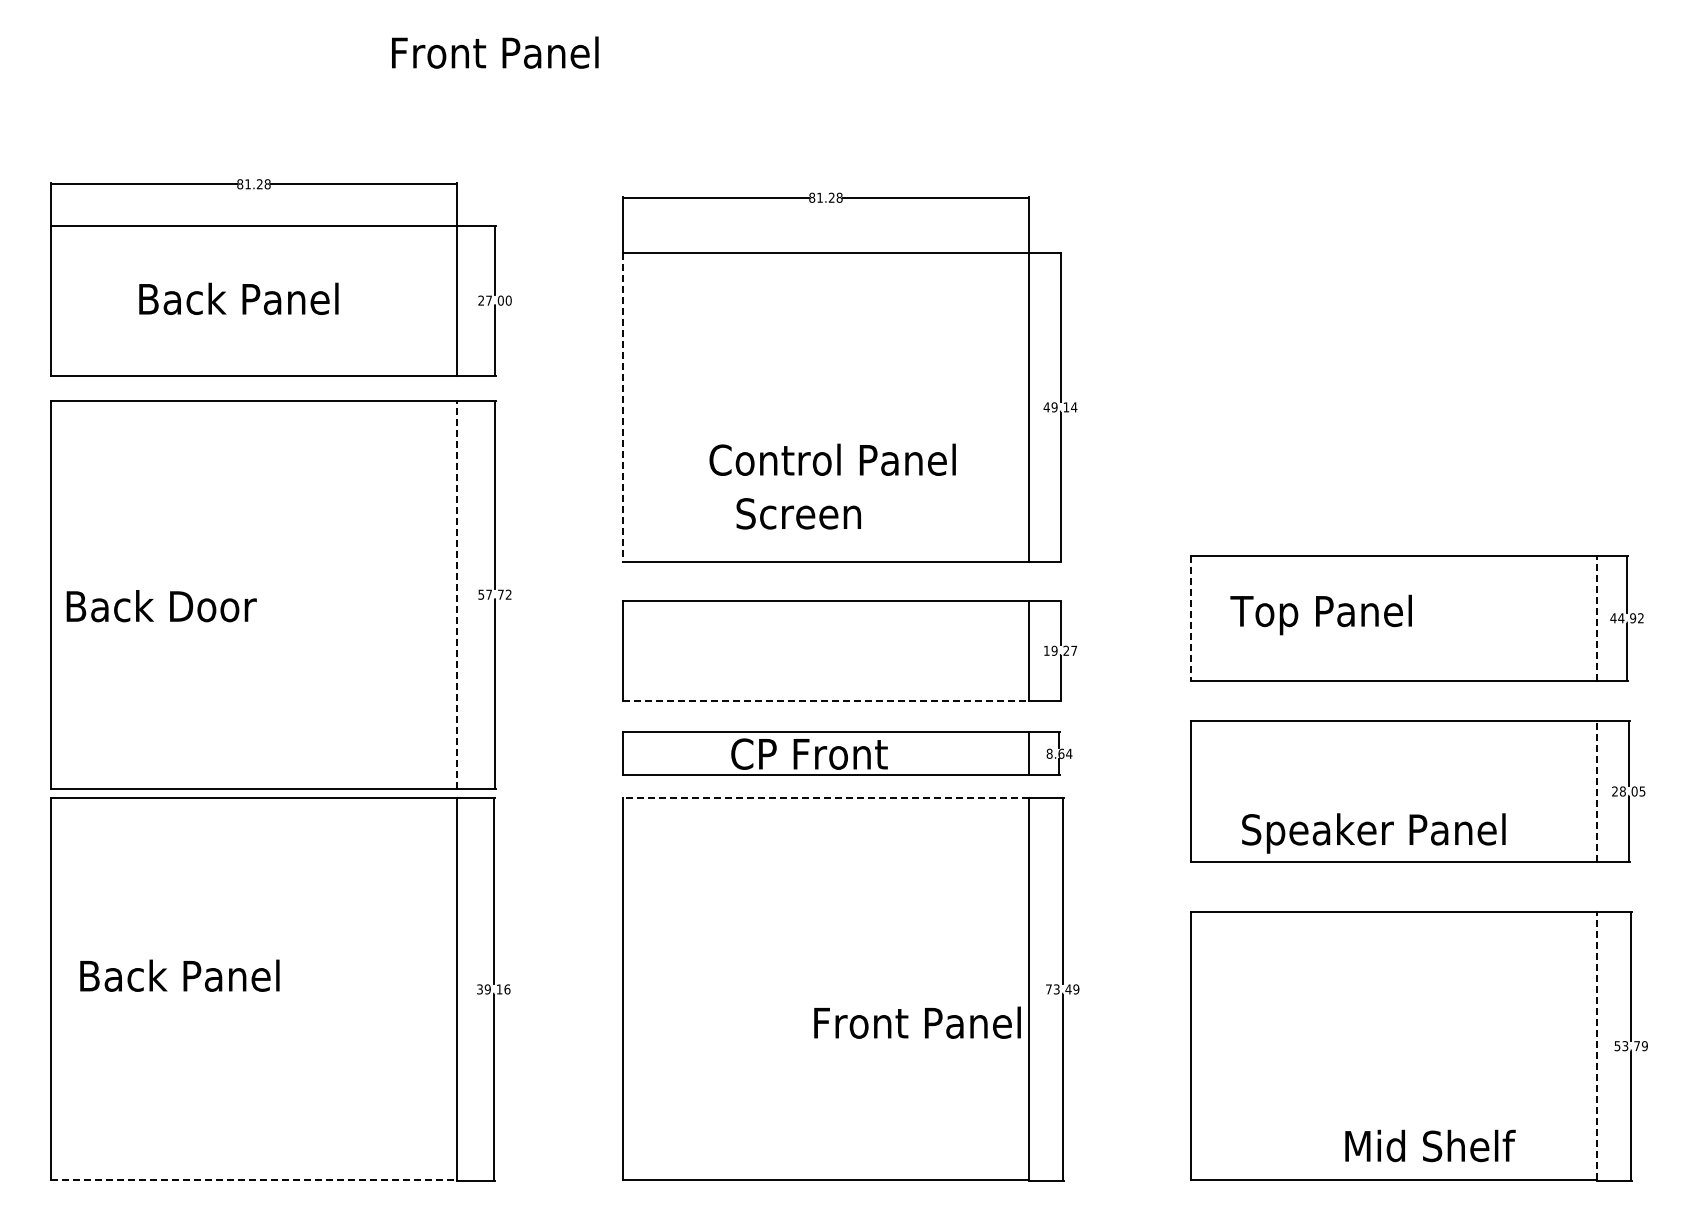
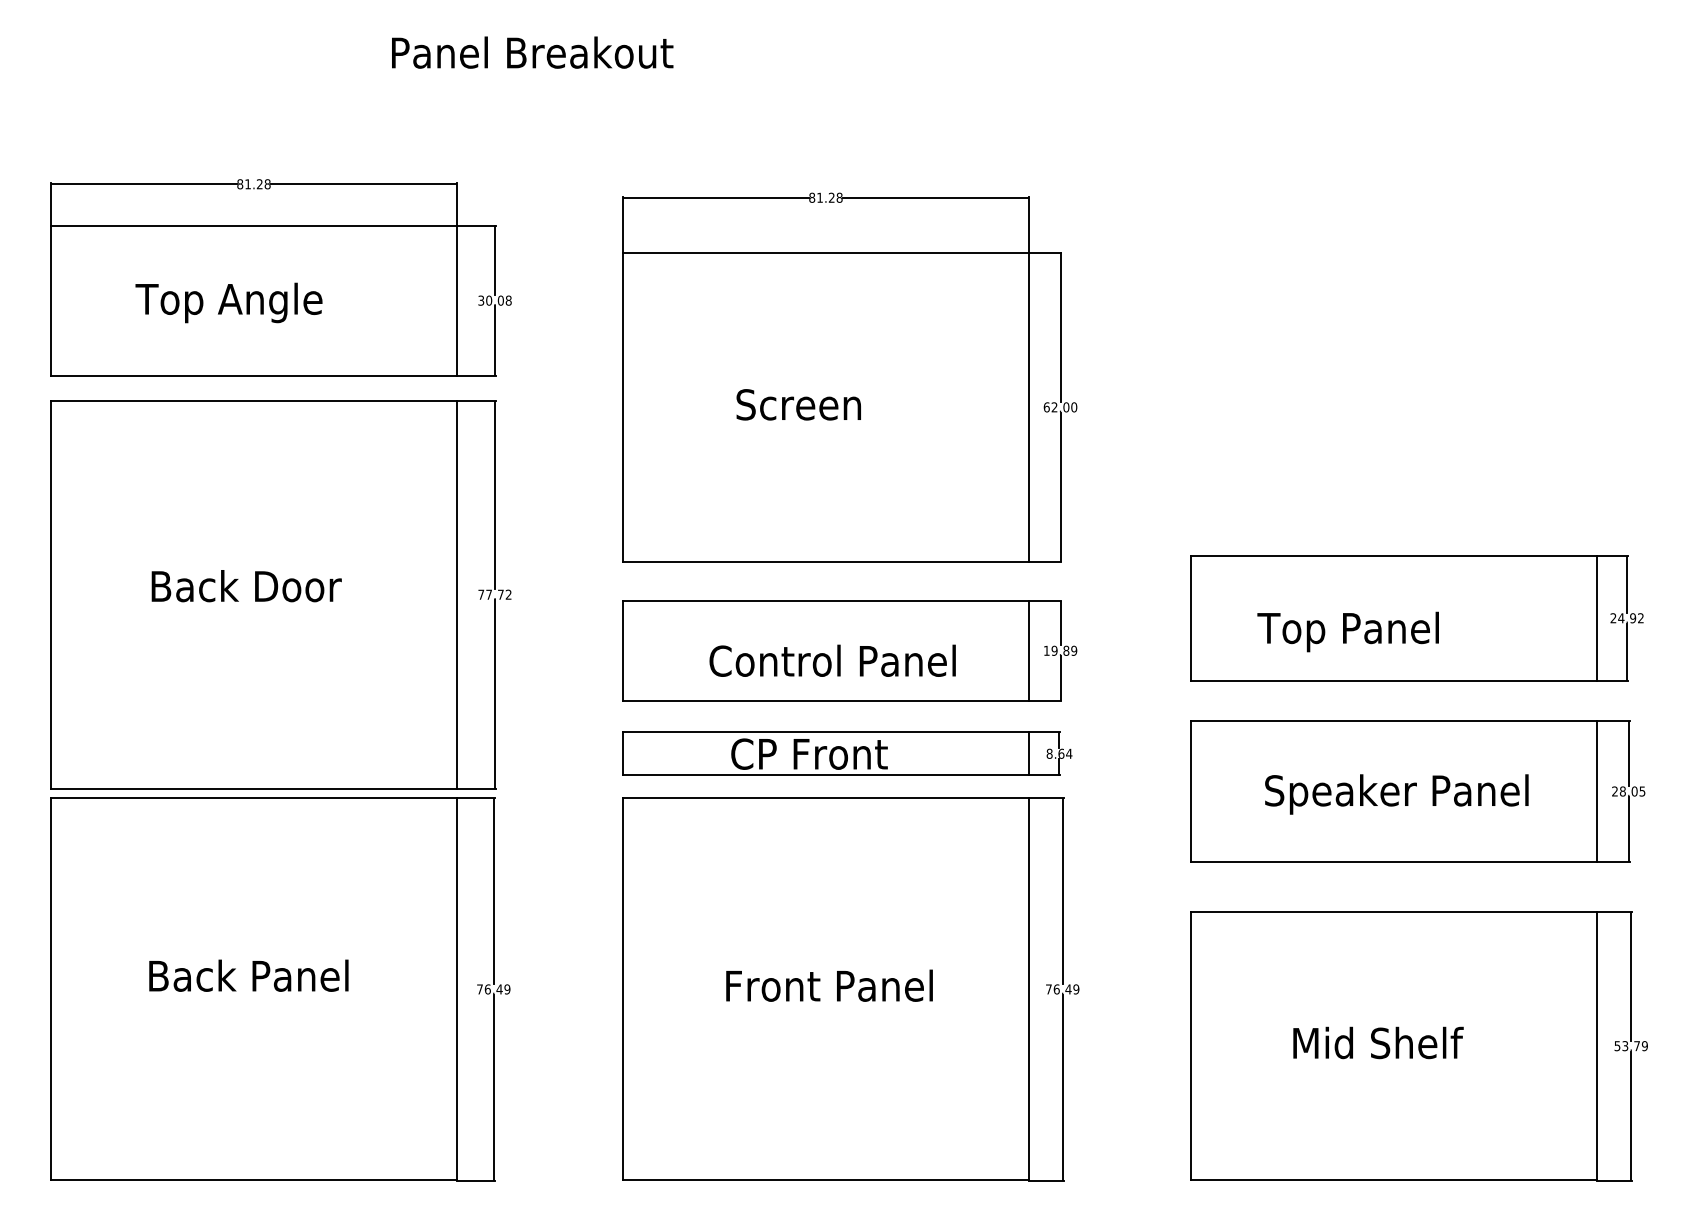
text: Front Panel -> Panel Breakout (534, 52)
text: 27.00 -> 30.08 (494, 300)
text: Back Panel -> Top Angle (236, 302)
line: dashed -> solid (622, 407)
text: 49.14 -> 62.00 (1060, 407)
text position: (832, 459) -> (832, 660) (832, 660)
text position: (798, 513) -> (798, 404) (798, 404)
line: dashed -> solid (456, 594)
text: 57.72 -> 77.72 (481, 594)
text position: (161, 606) -> (246, 586) (246, 586)
text position: (1320, 614) -> (1347, 631) (1347, 631)
line: dashed -> solid (1596, 617)
line: dashed -> solid (1190, 618)
text: 44.92 -> 24.92 (1613, 618)
text: 19.27 -> 19.89 (1070, 650)
line: dashed -> solid (826, 700)
line: dashed -> solid (1596, 791)
line: dashed -> solid (825, 798)
text position: (1373, 833) -> (1396, 794) (1396, 794)
text position: (179, 975) -> (248, 975) (248, 975)
text: 39.16 -> 76.49 (493, 989)
text: 73.49 -> 76.49 (1056, 989)
text position: (917, 1022) -> (829, 985) (829, 985)
line: dashed -> solid (1596, 1045)
text position: (1430, 1145) -> (1378, 1042) (1378, 1042)
line: dashed -> solid (254, 1180)
